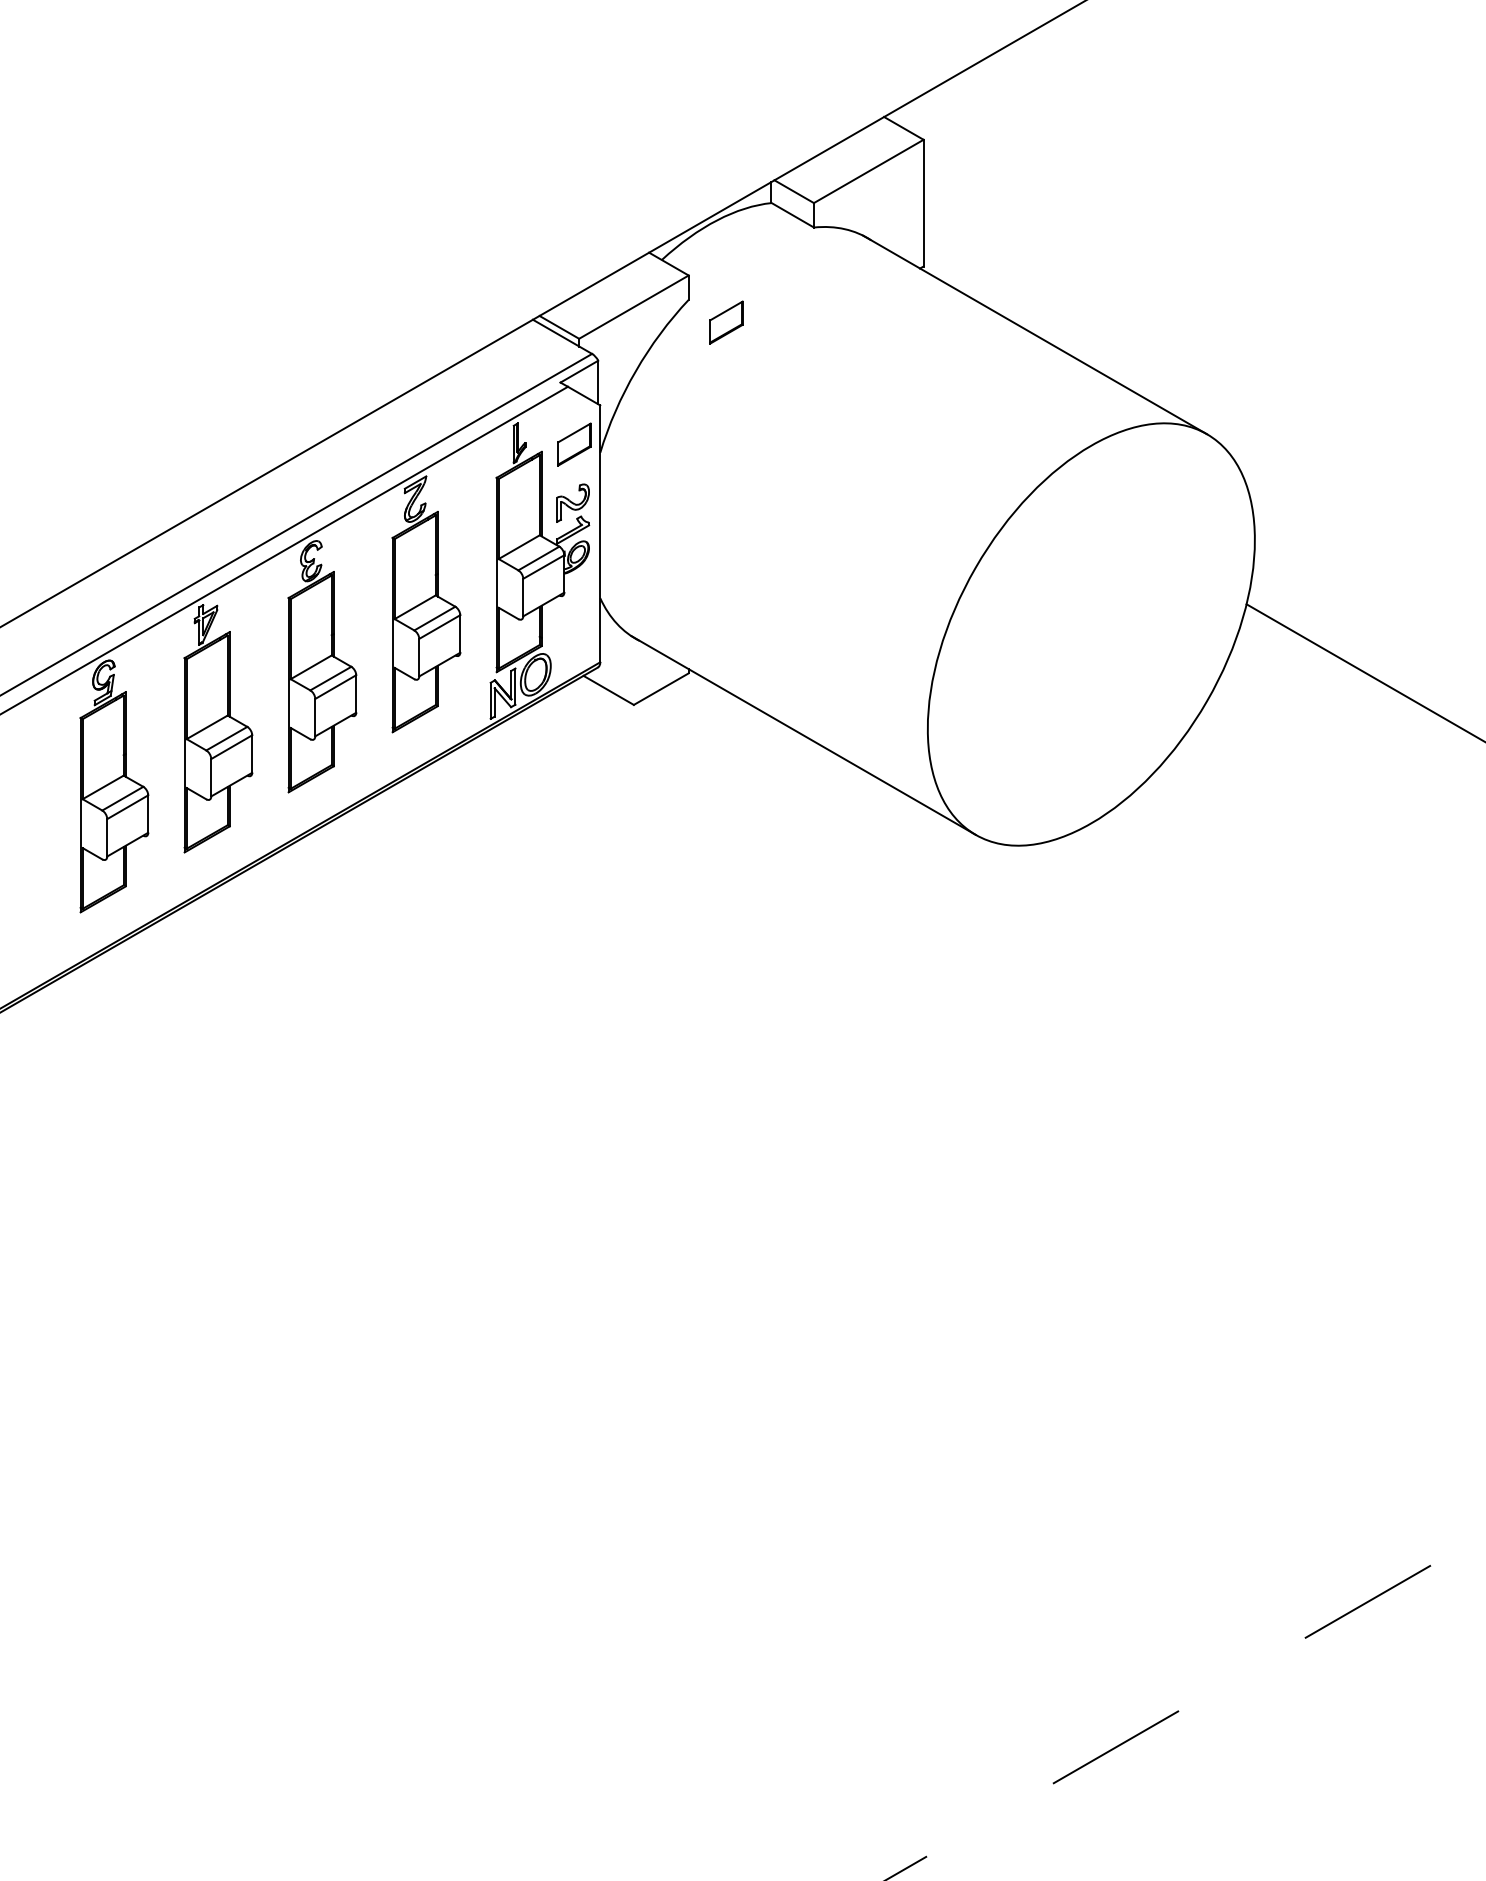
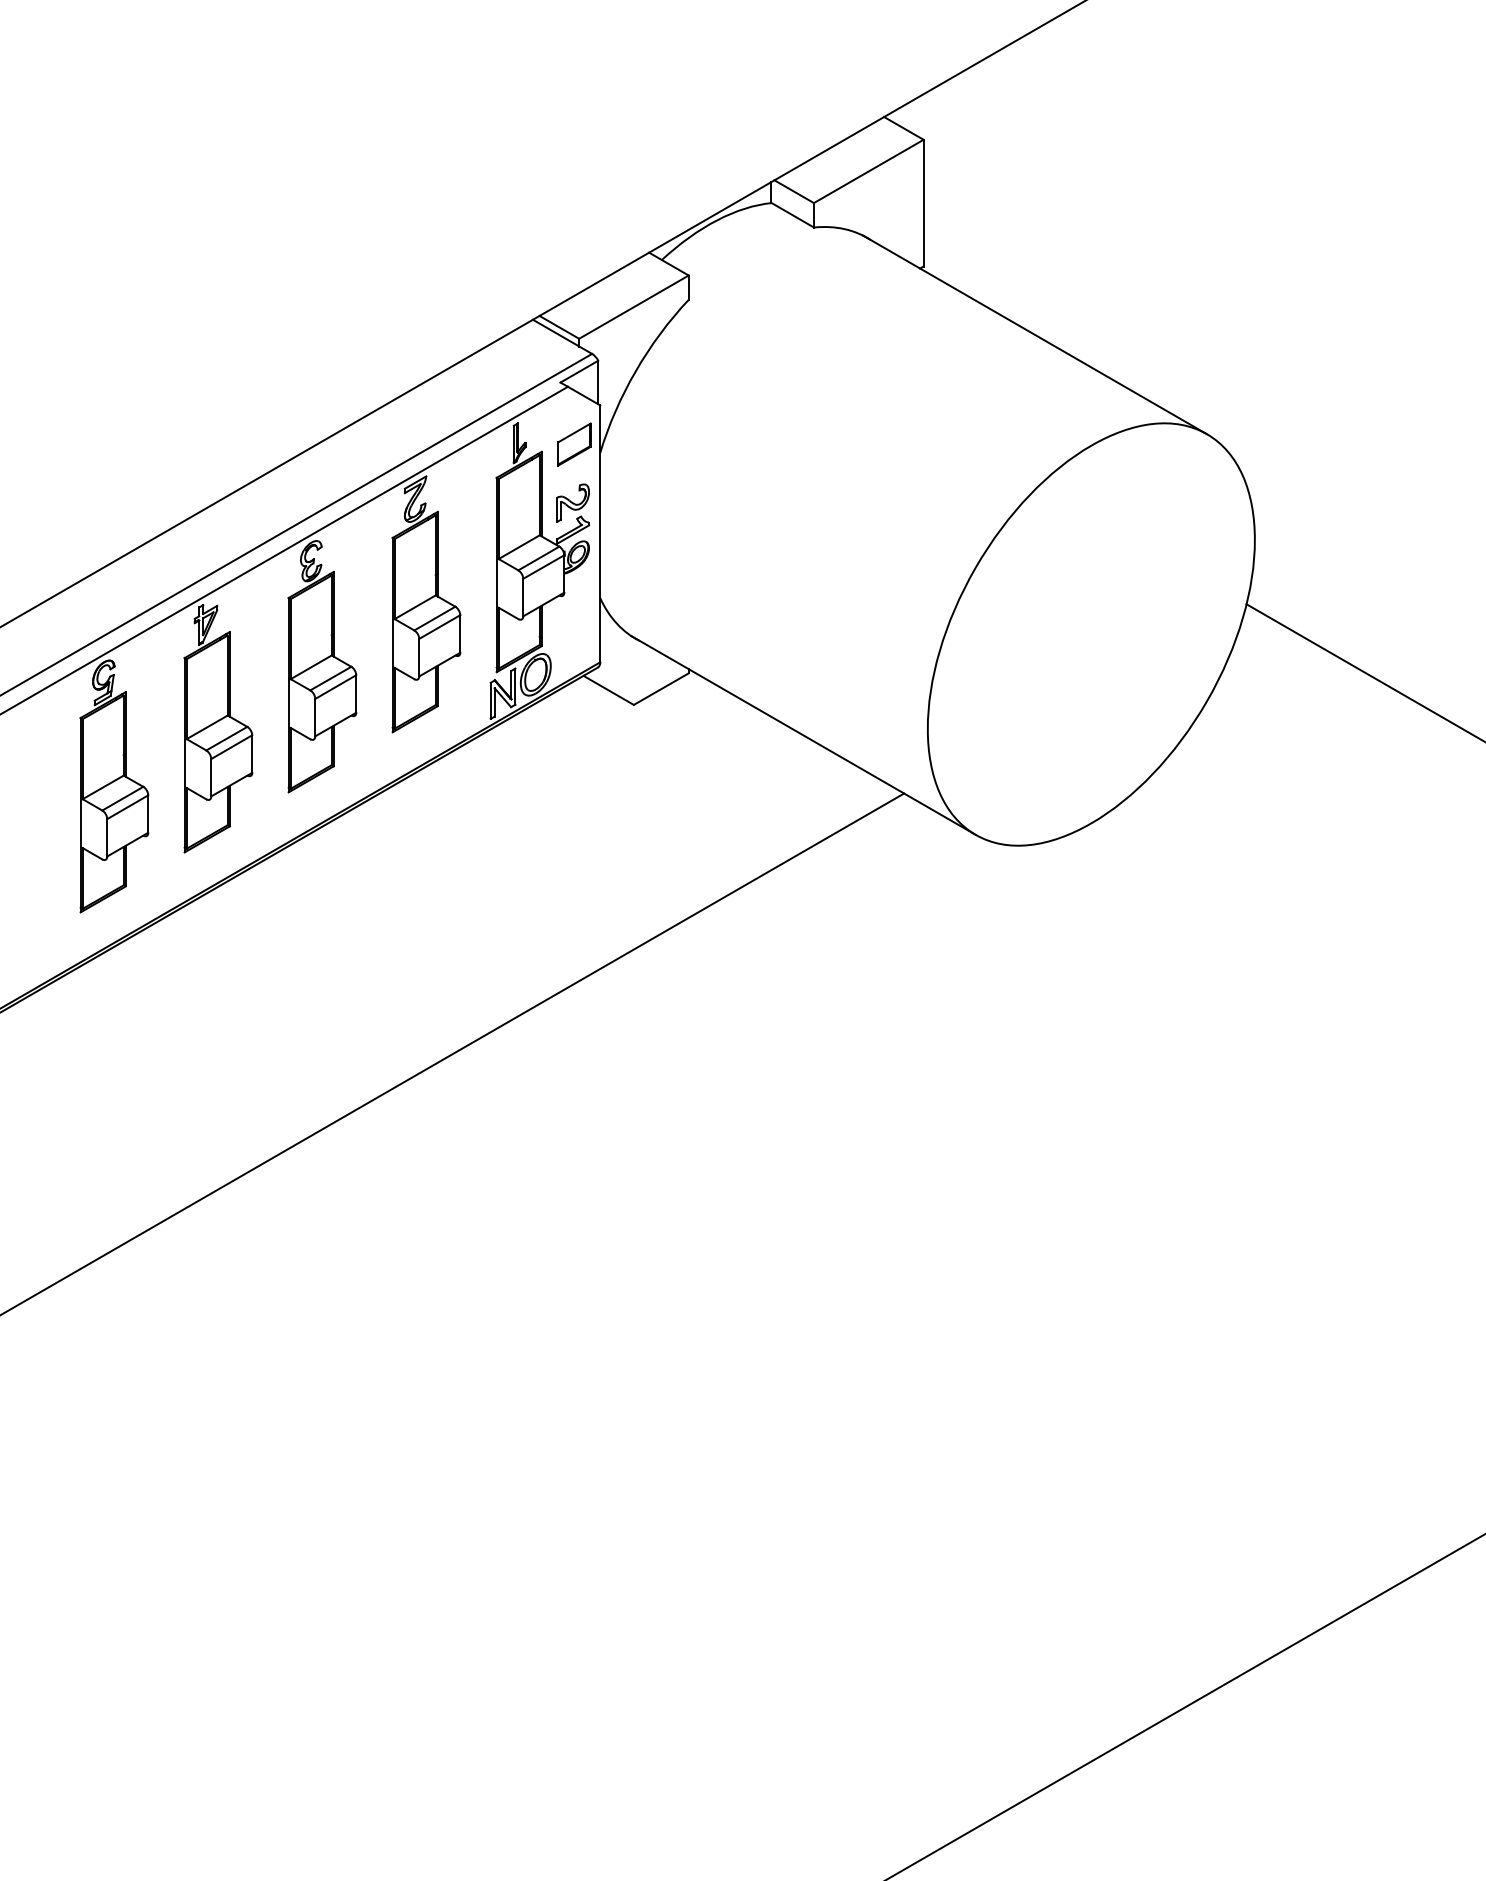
part: present -> none (726, 322)
line: none -> present (453, 1053)
line: dashed -> solid (1185, 1707)
